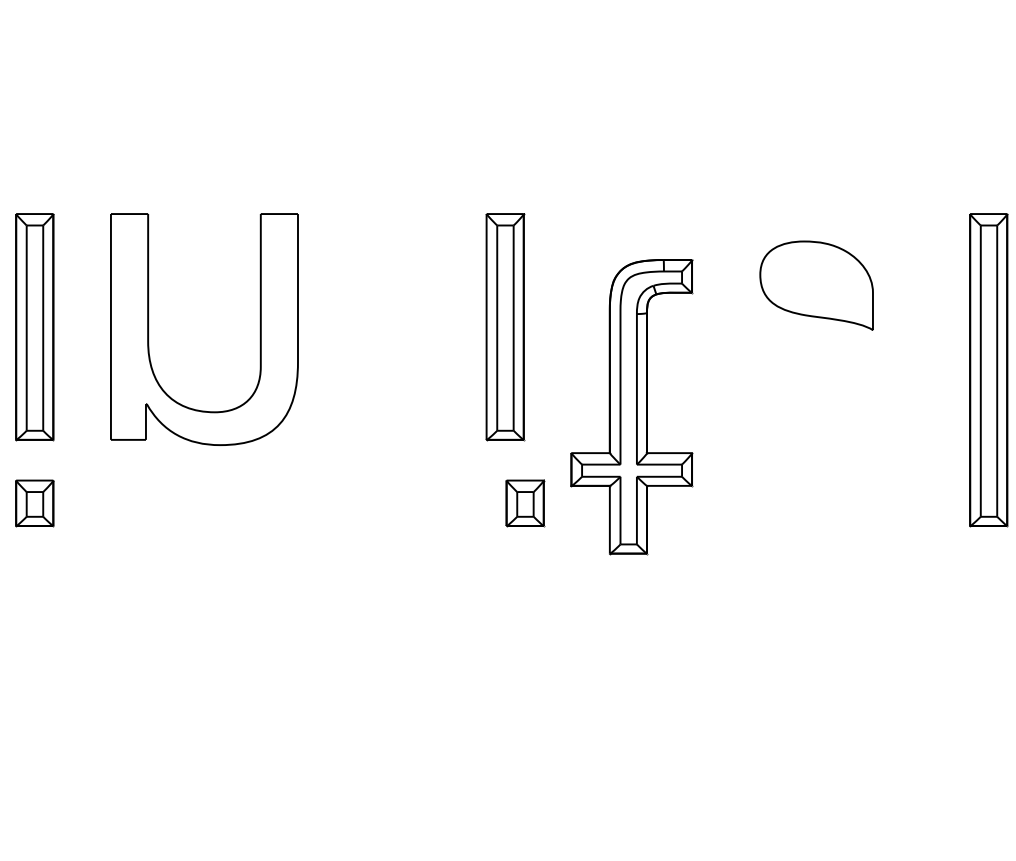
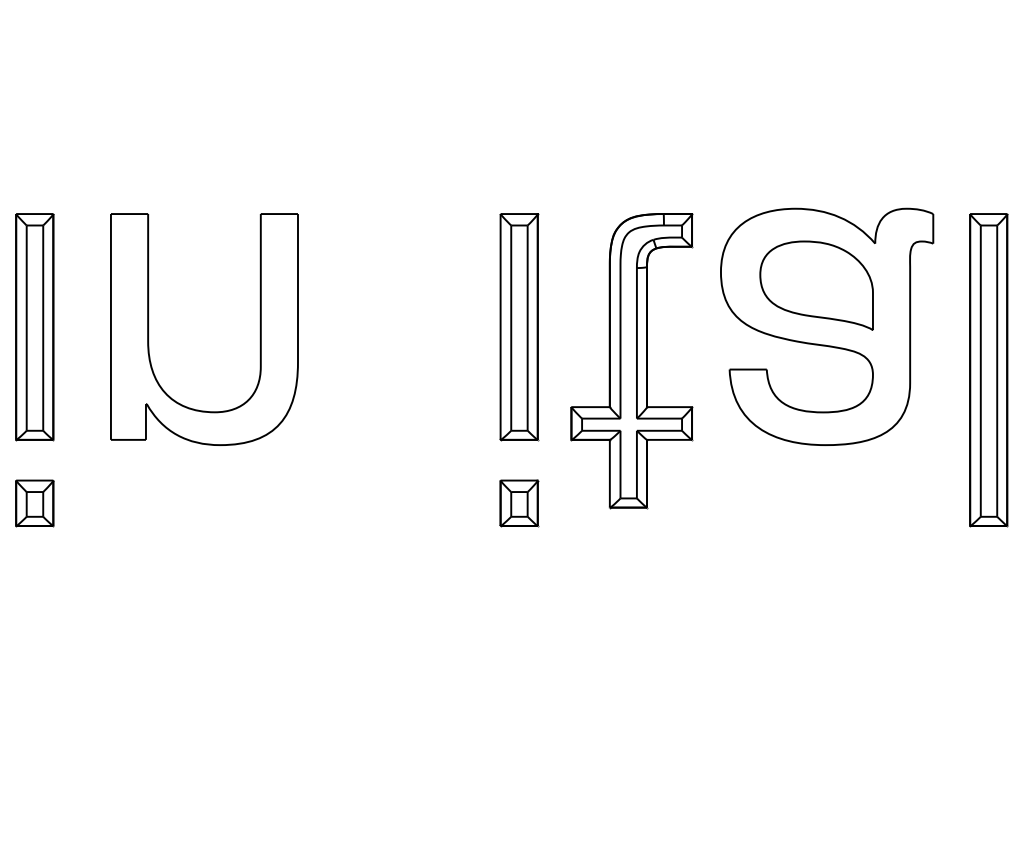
part: none -> present (827, 326)
part position: (505, 327) -> (519, 327) (519, 327)
part position: (631, 407) -> (631, 361) (631, 361)
part position: (525, 503) -> (519, 503) (519, 503)
